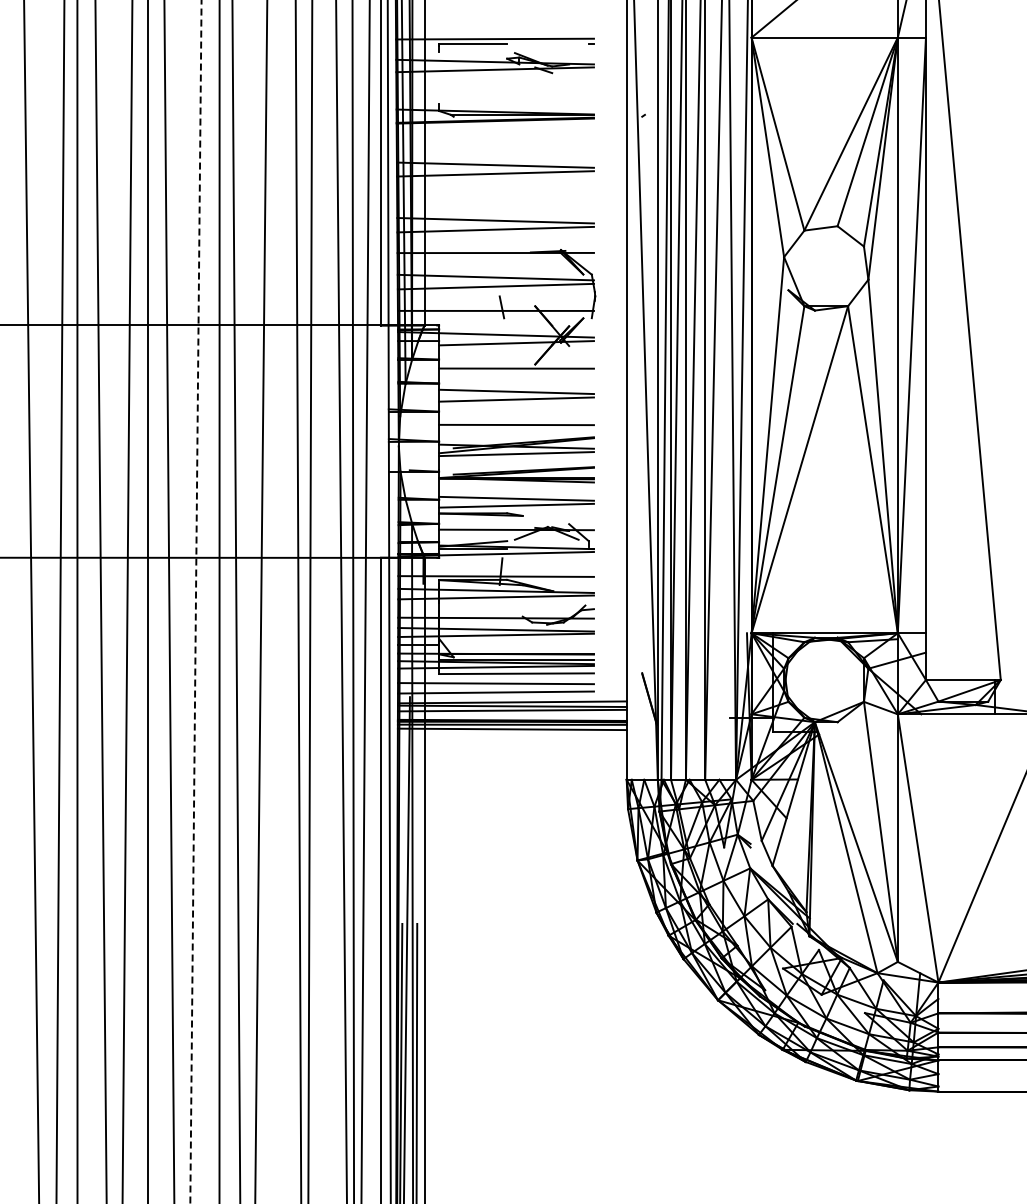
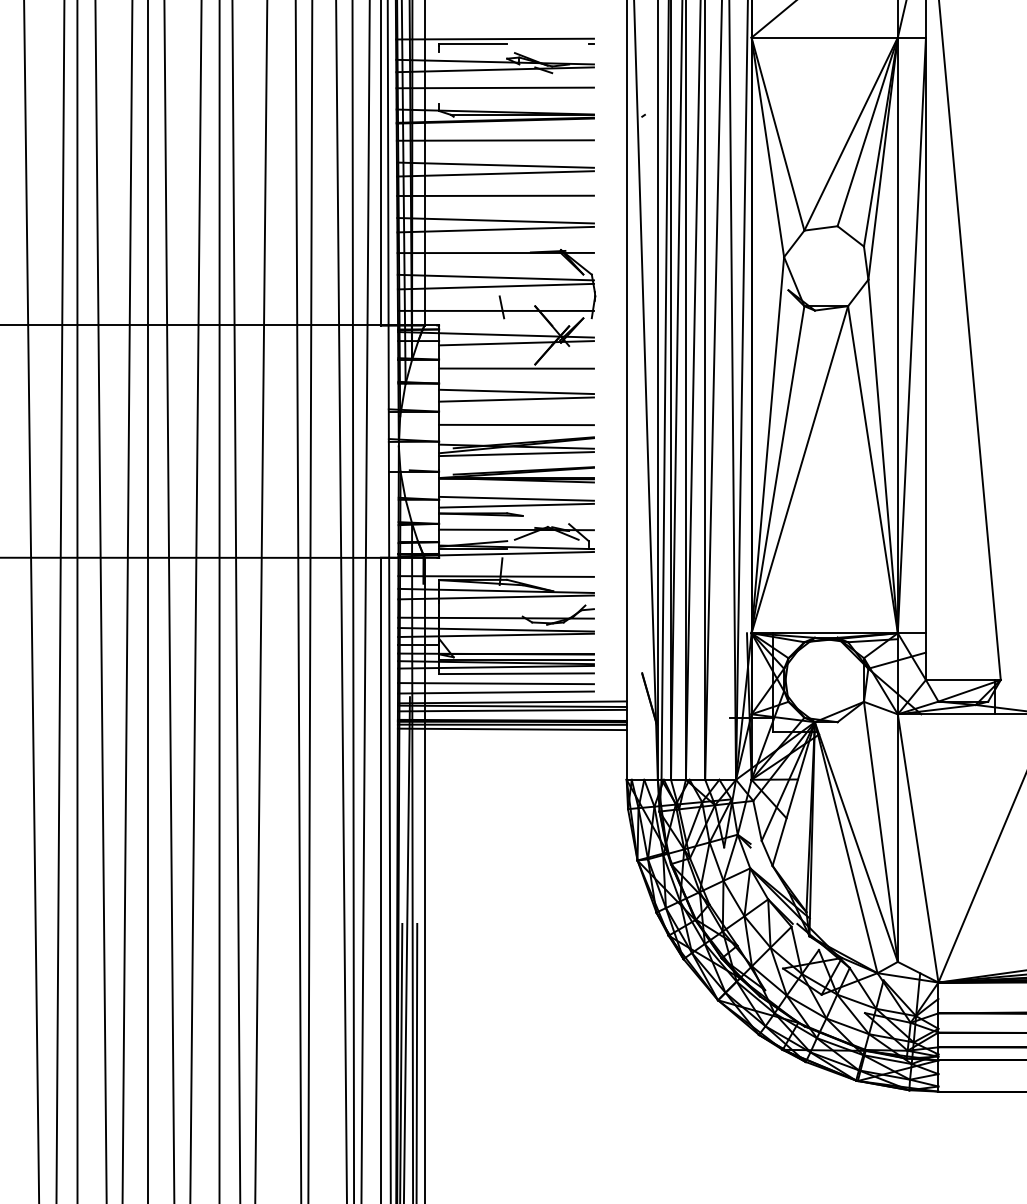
line: none -> present (494, 87)
line: none -> present (494, 140)
line: none -> present (495, 195)
line: dashed -> solid (195, 602)
